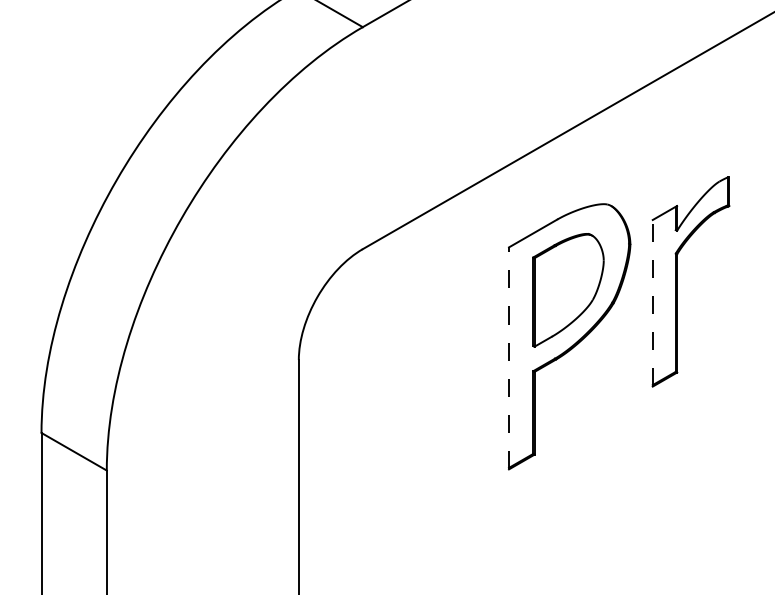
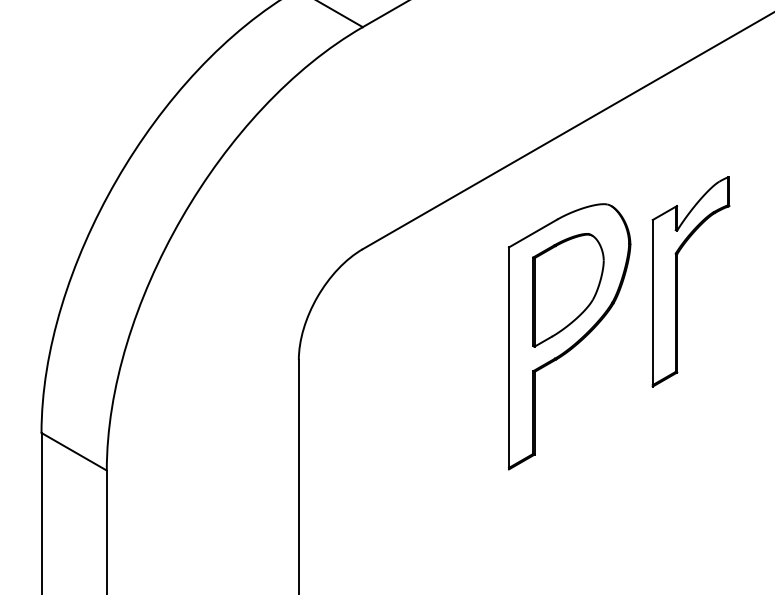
line: dashed -> solid (652, 302)
line: dashed -> solid (509, 358)
